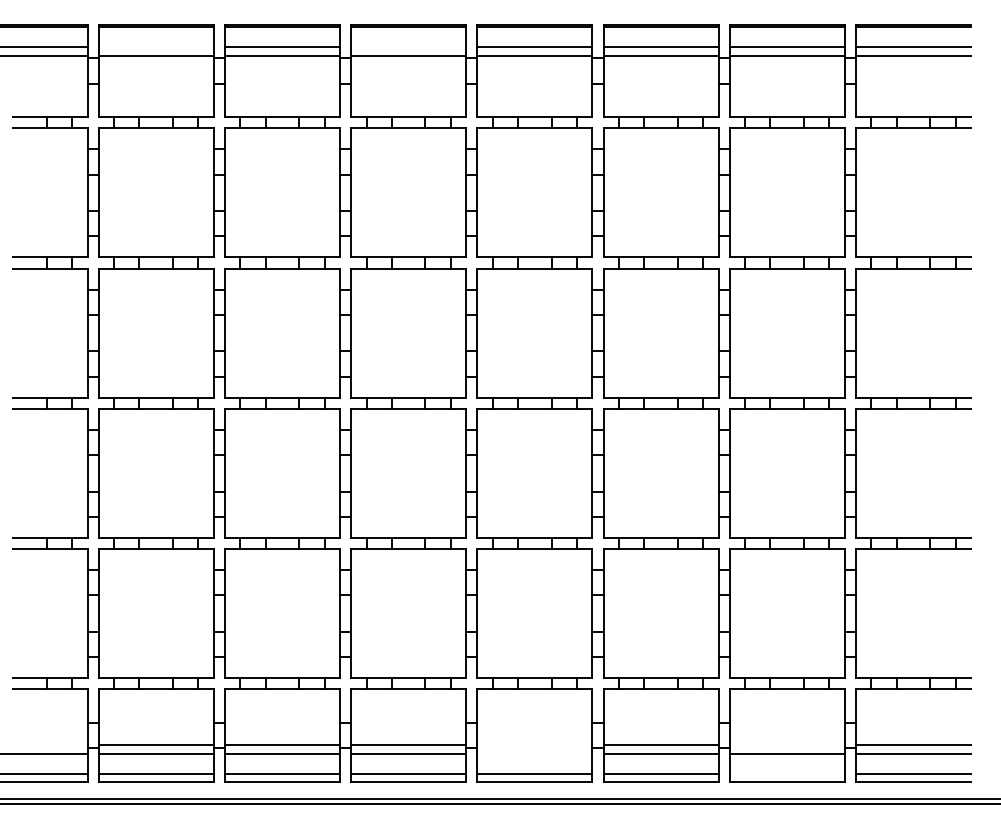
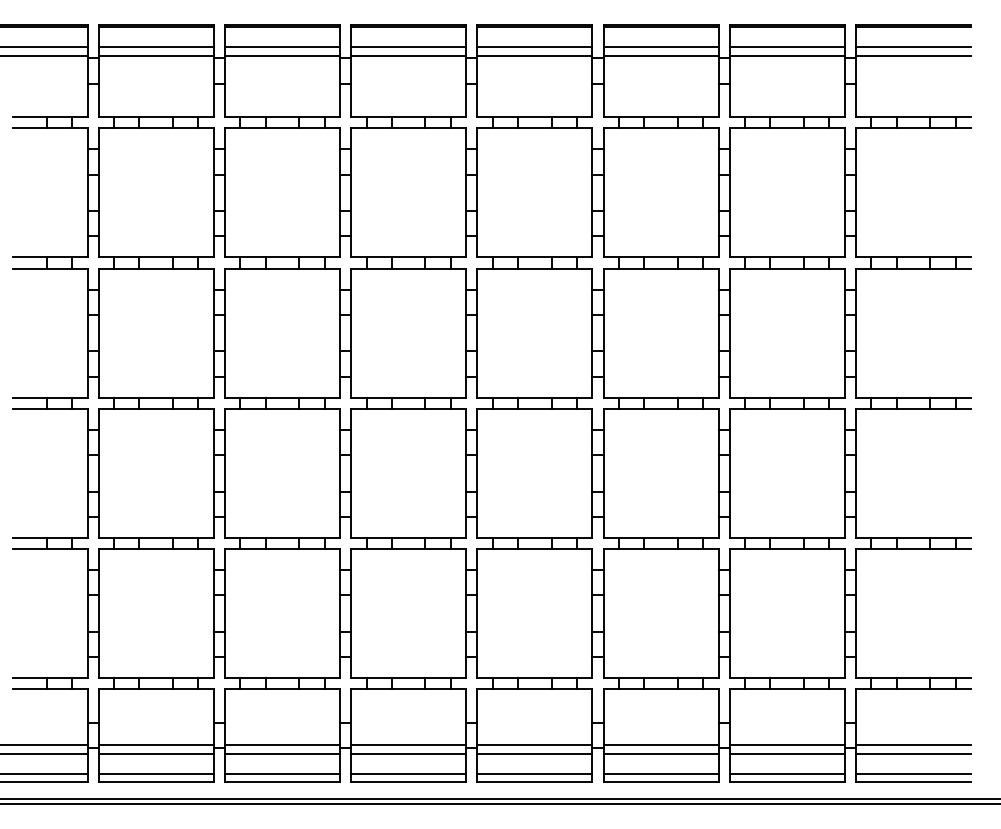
line: none -> present (155, 47)
line: none -> present (408, 47)
line: none -> present (44, 745)
line: none -> present (534, 745)
line: none -> present (786, 745)
line: none -> present (534, 753)
line: none -> present (786, 774)
